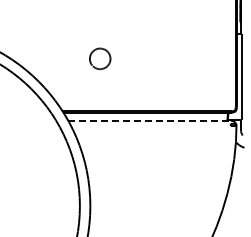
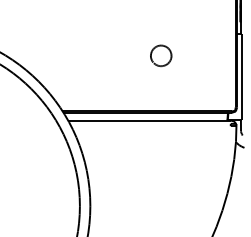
part position: (100, 58) -> (161, 55) (161, 55)
line: dashed -> solid (150, 120)
